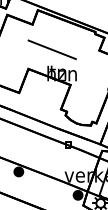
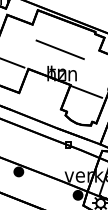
line position: (51, 49) -> (59, 49) (59, 49)
line: none -> present (13, 63)
line: none -> present (86, 91)
